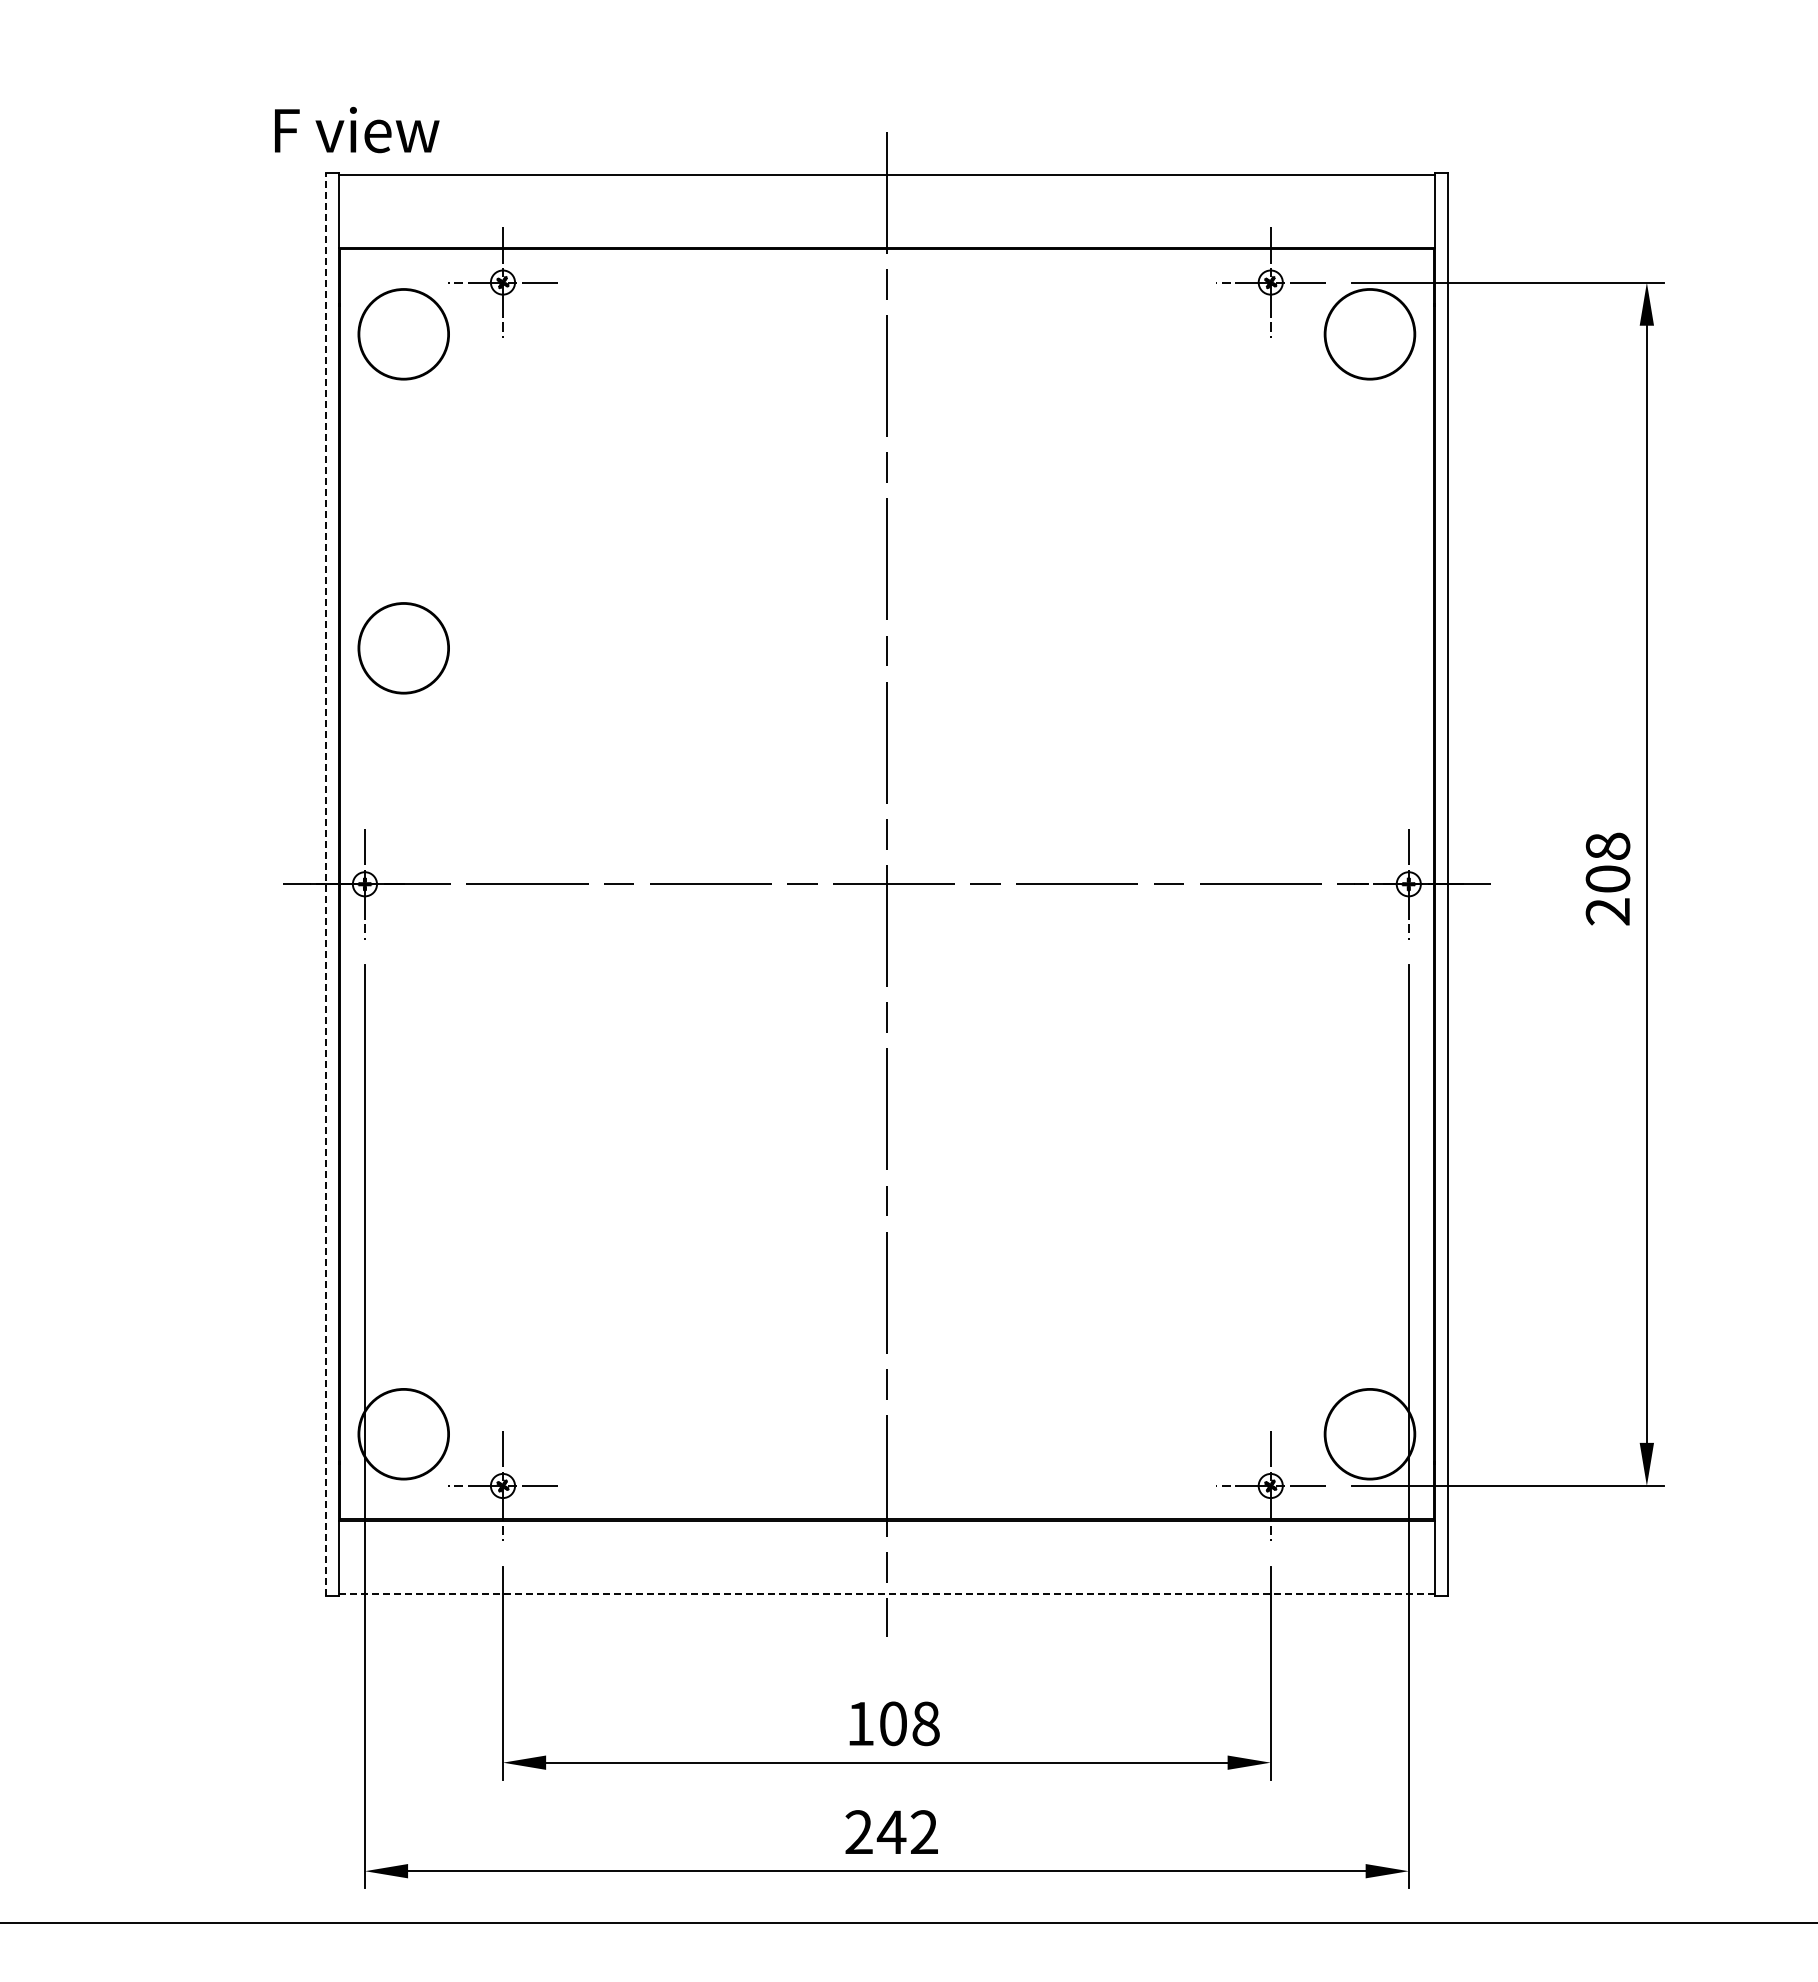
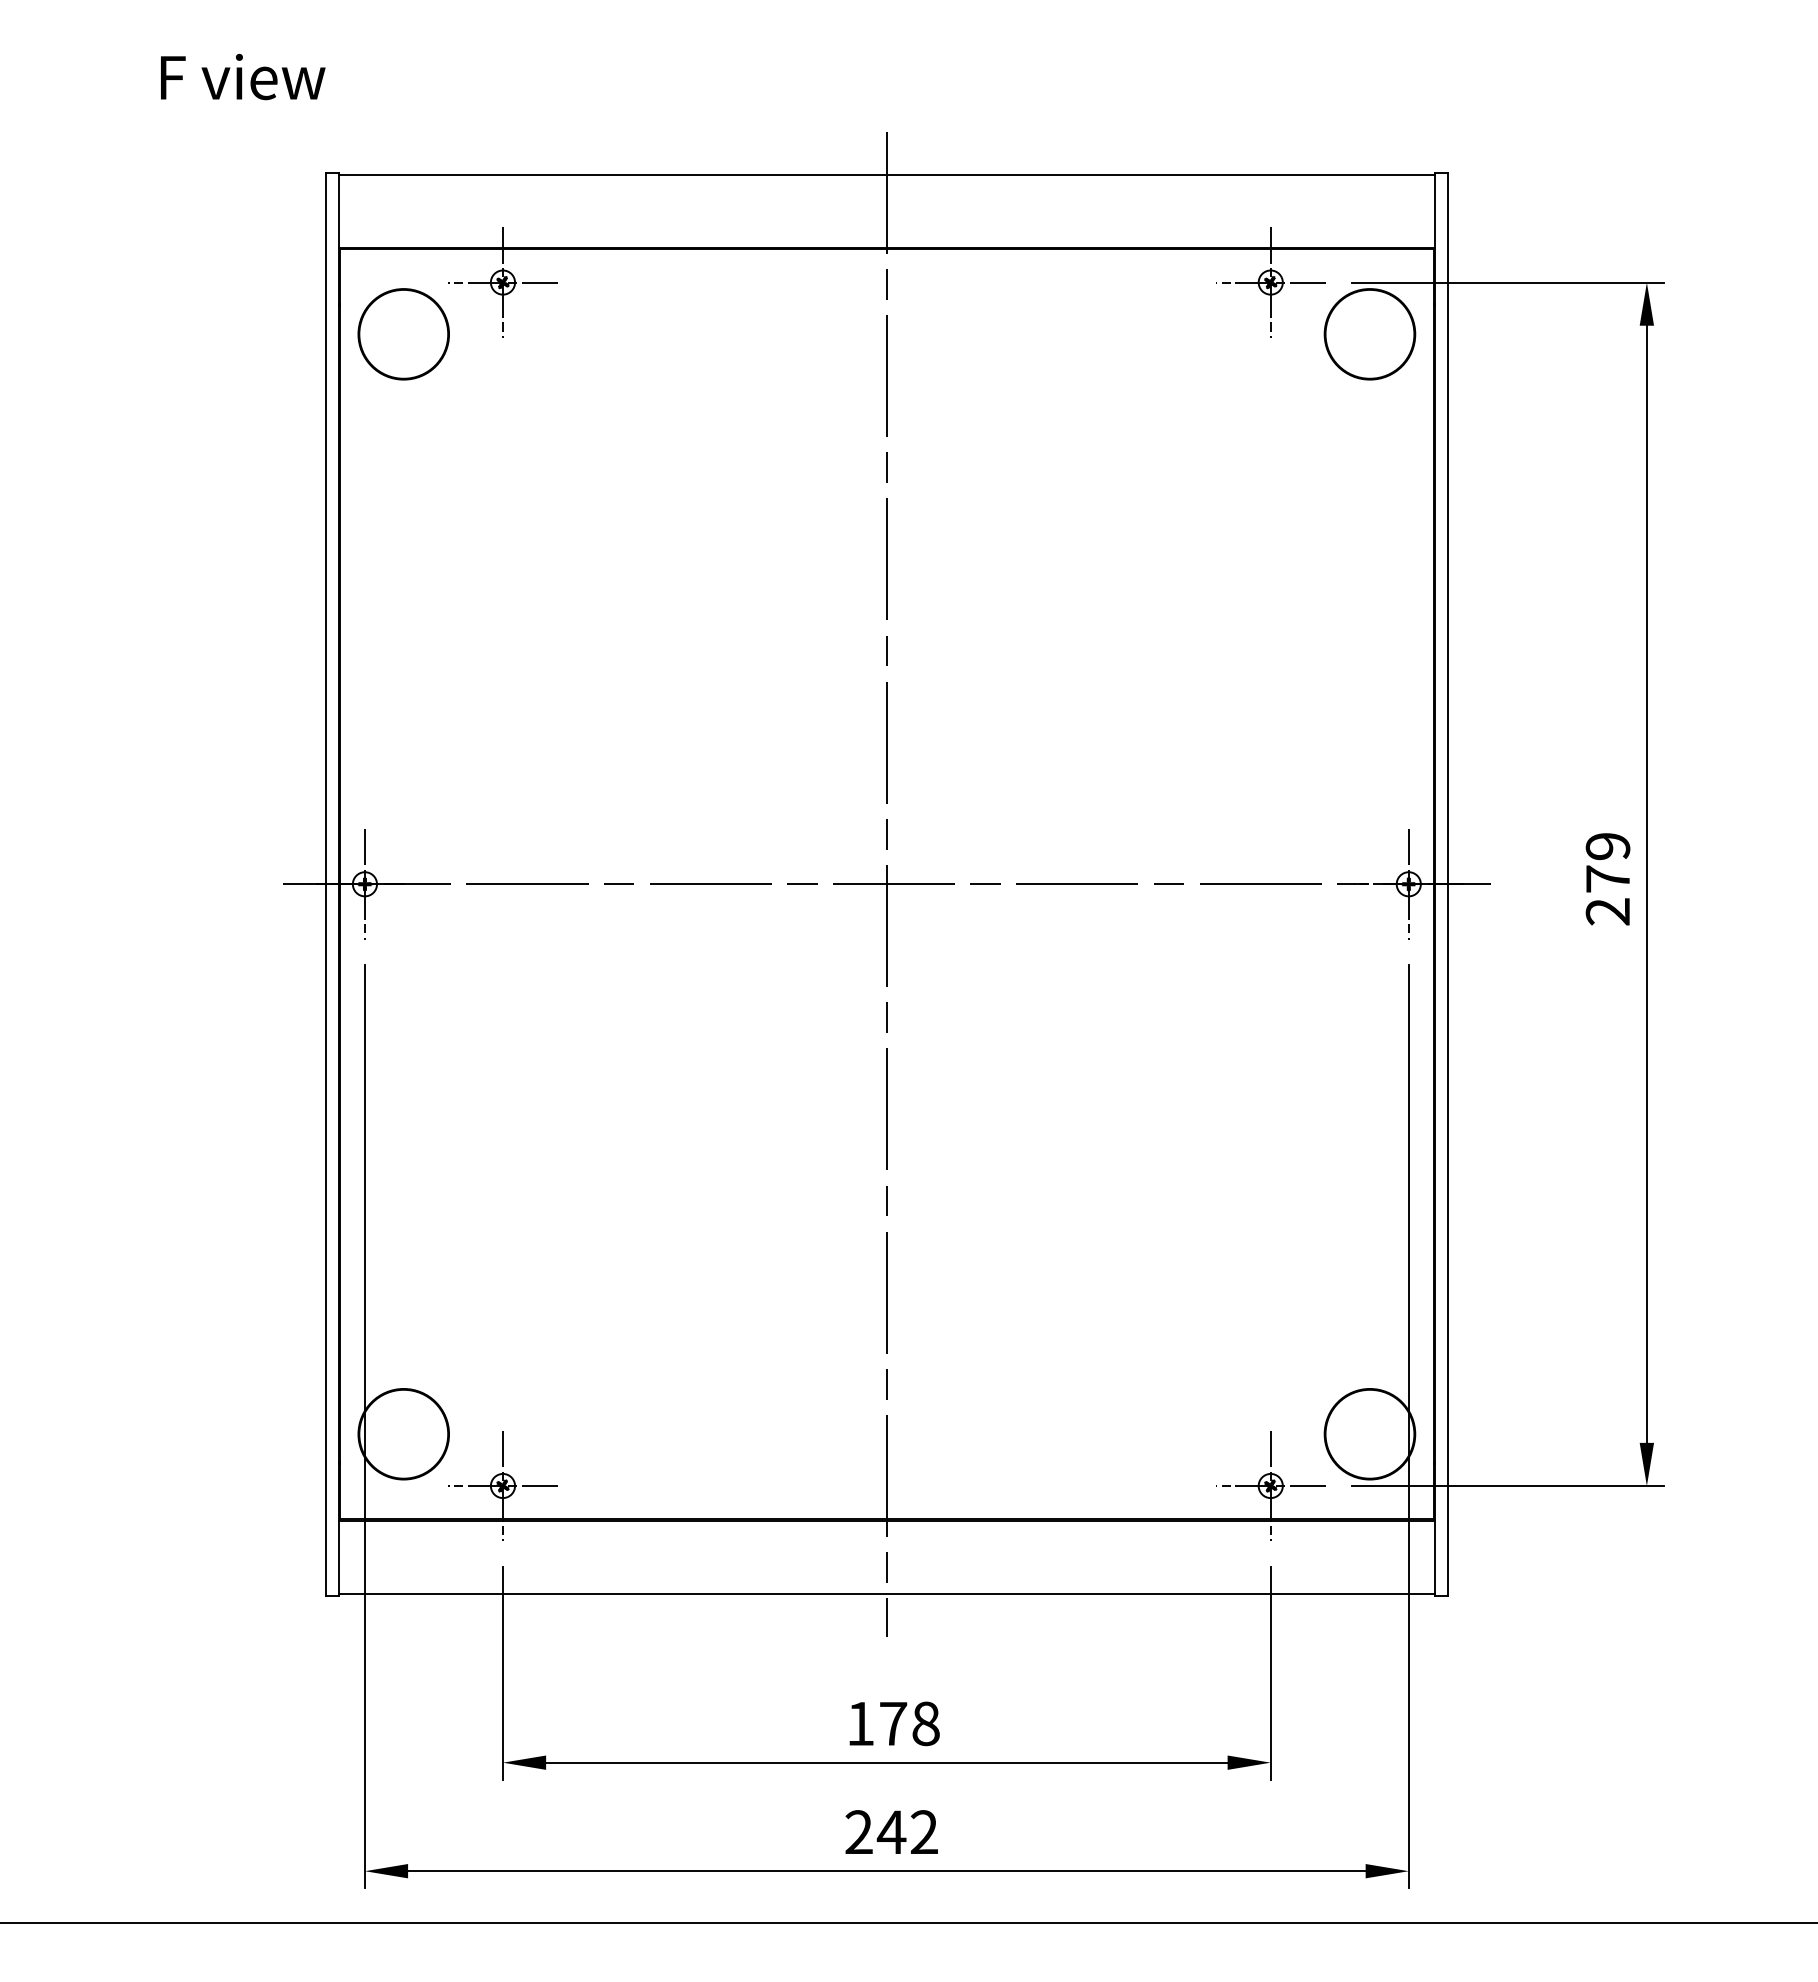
text position: (357, 129) -> (243, 76) (243, 76)
circle: present -> none (403, 648)
text: 208 -> 279 (1607, 862)
line: dashed -> solid (326, 884)
line: dashed -> solid (886, 1593)
text: 108 -> 178 (893, 1723)
